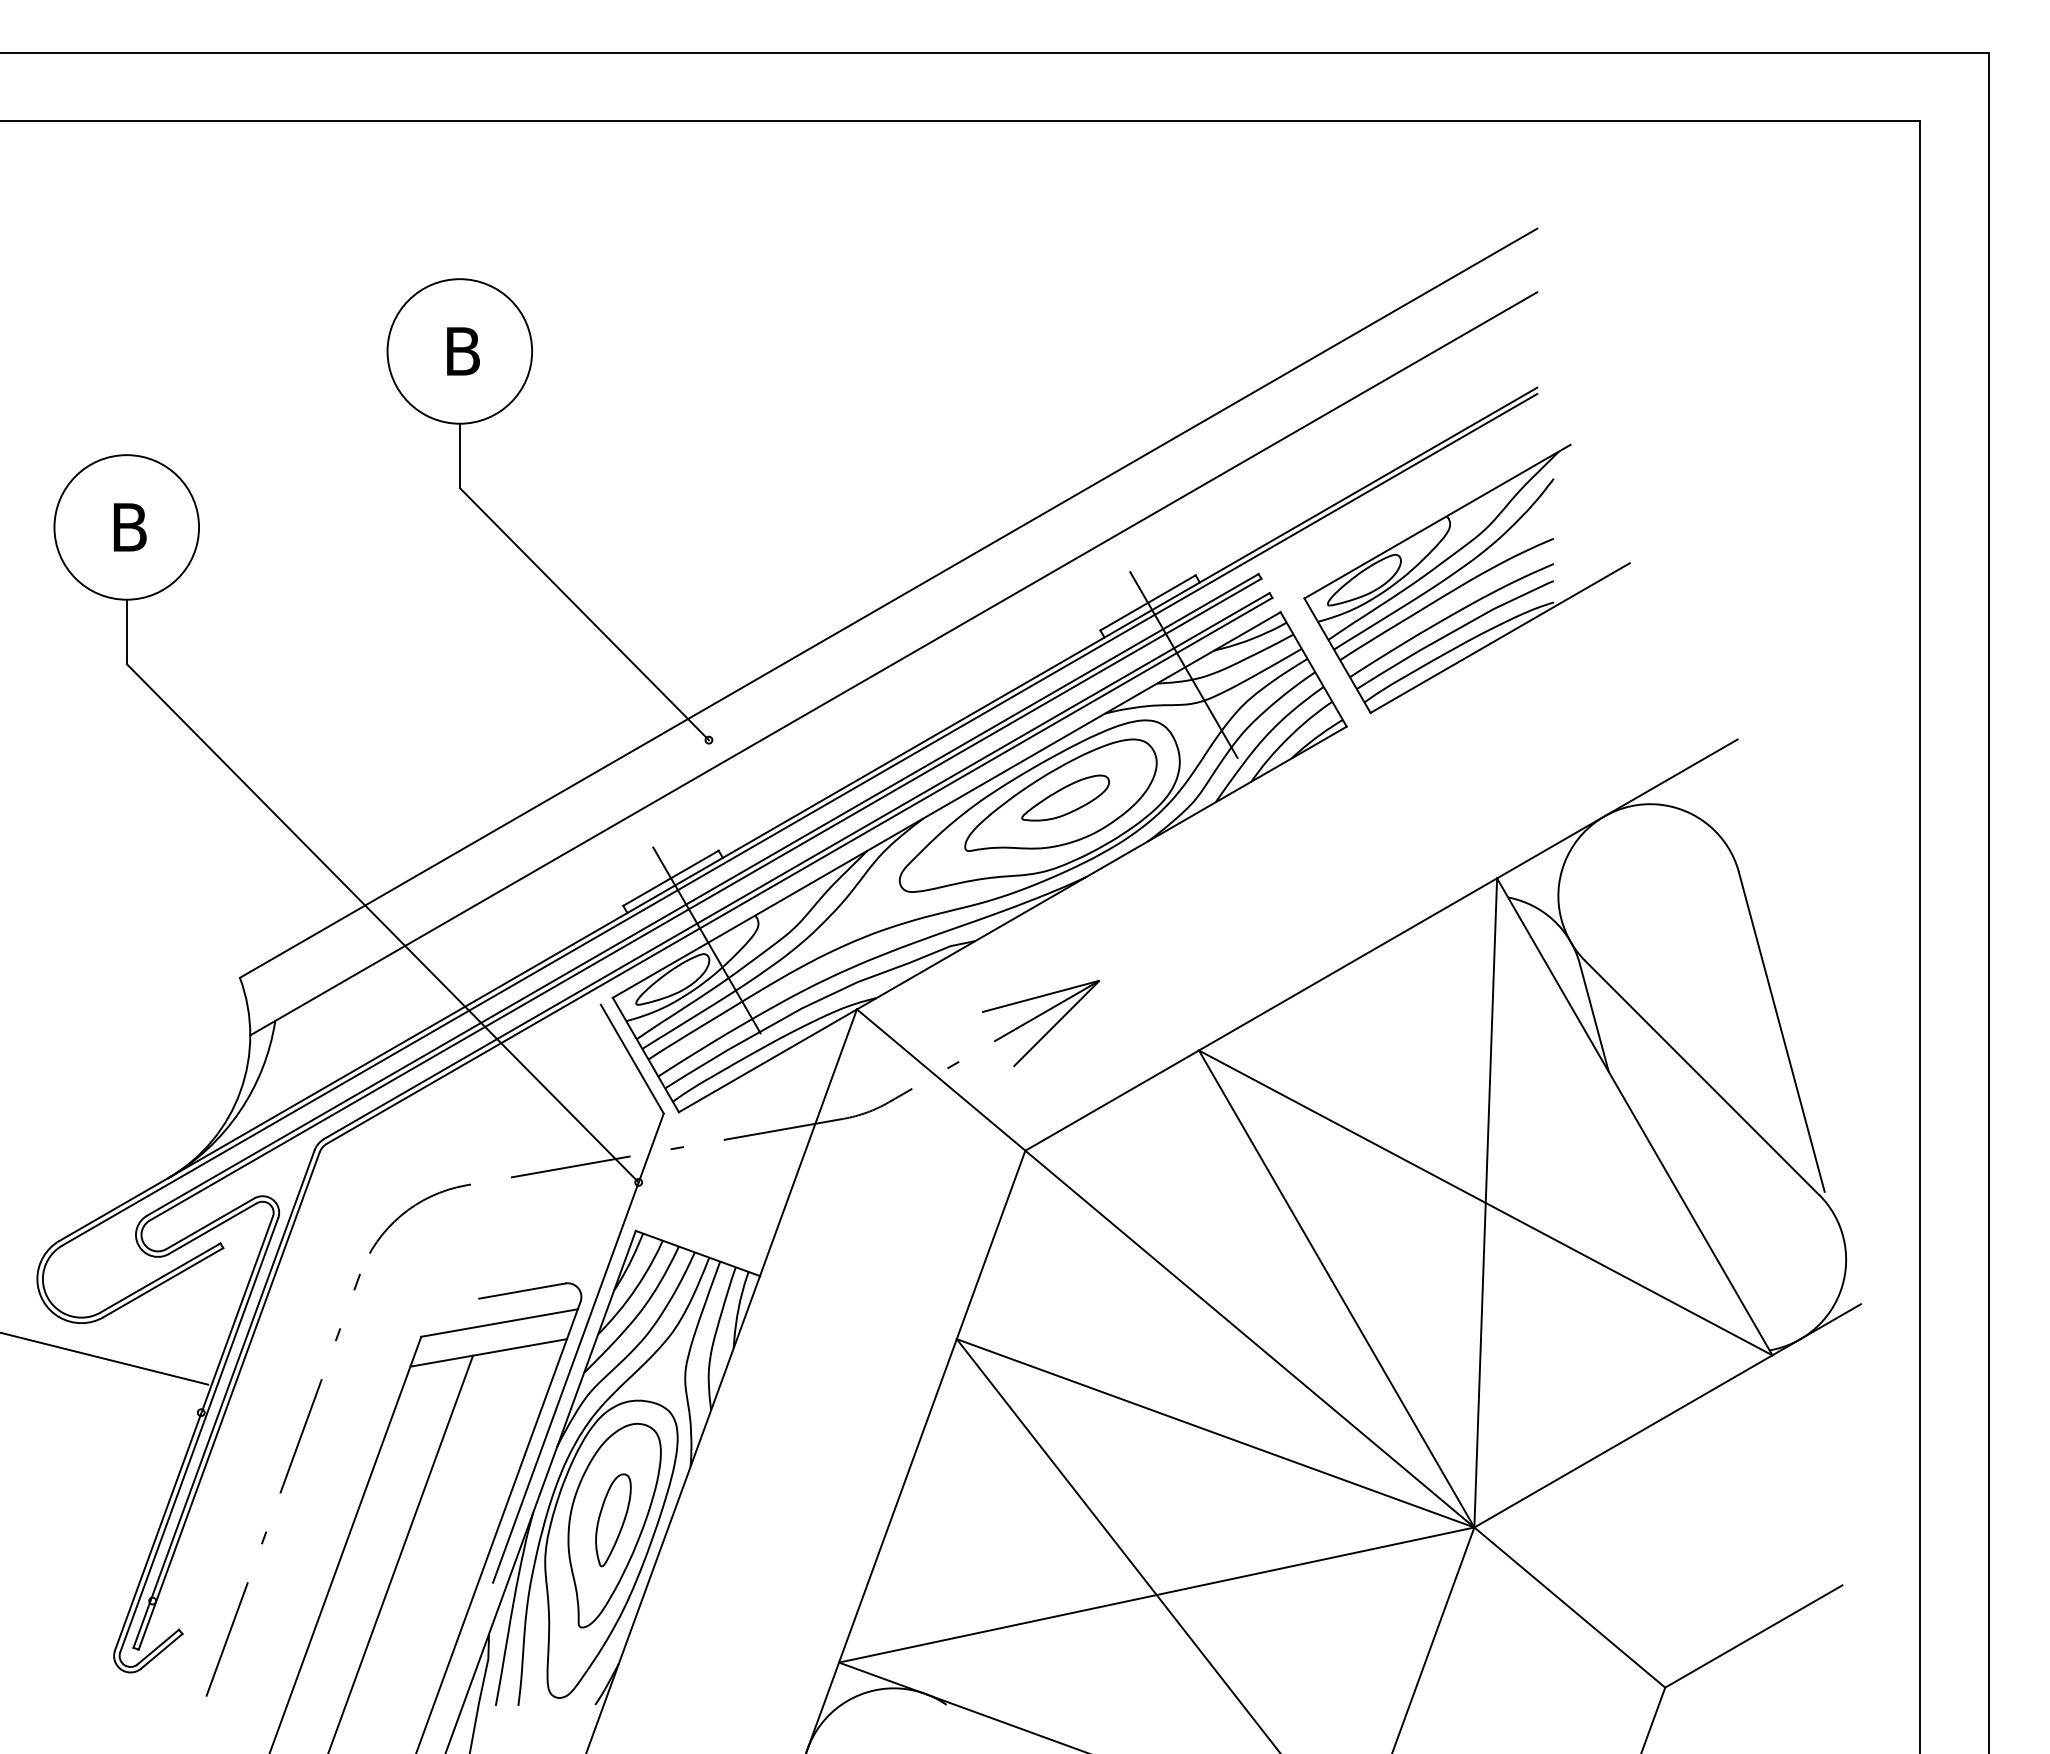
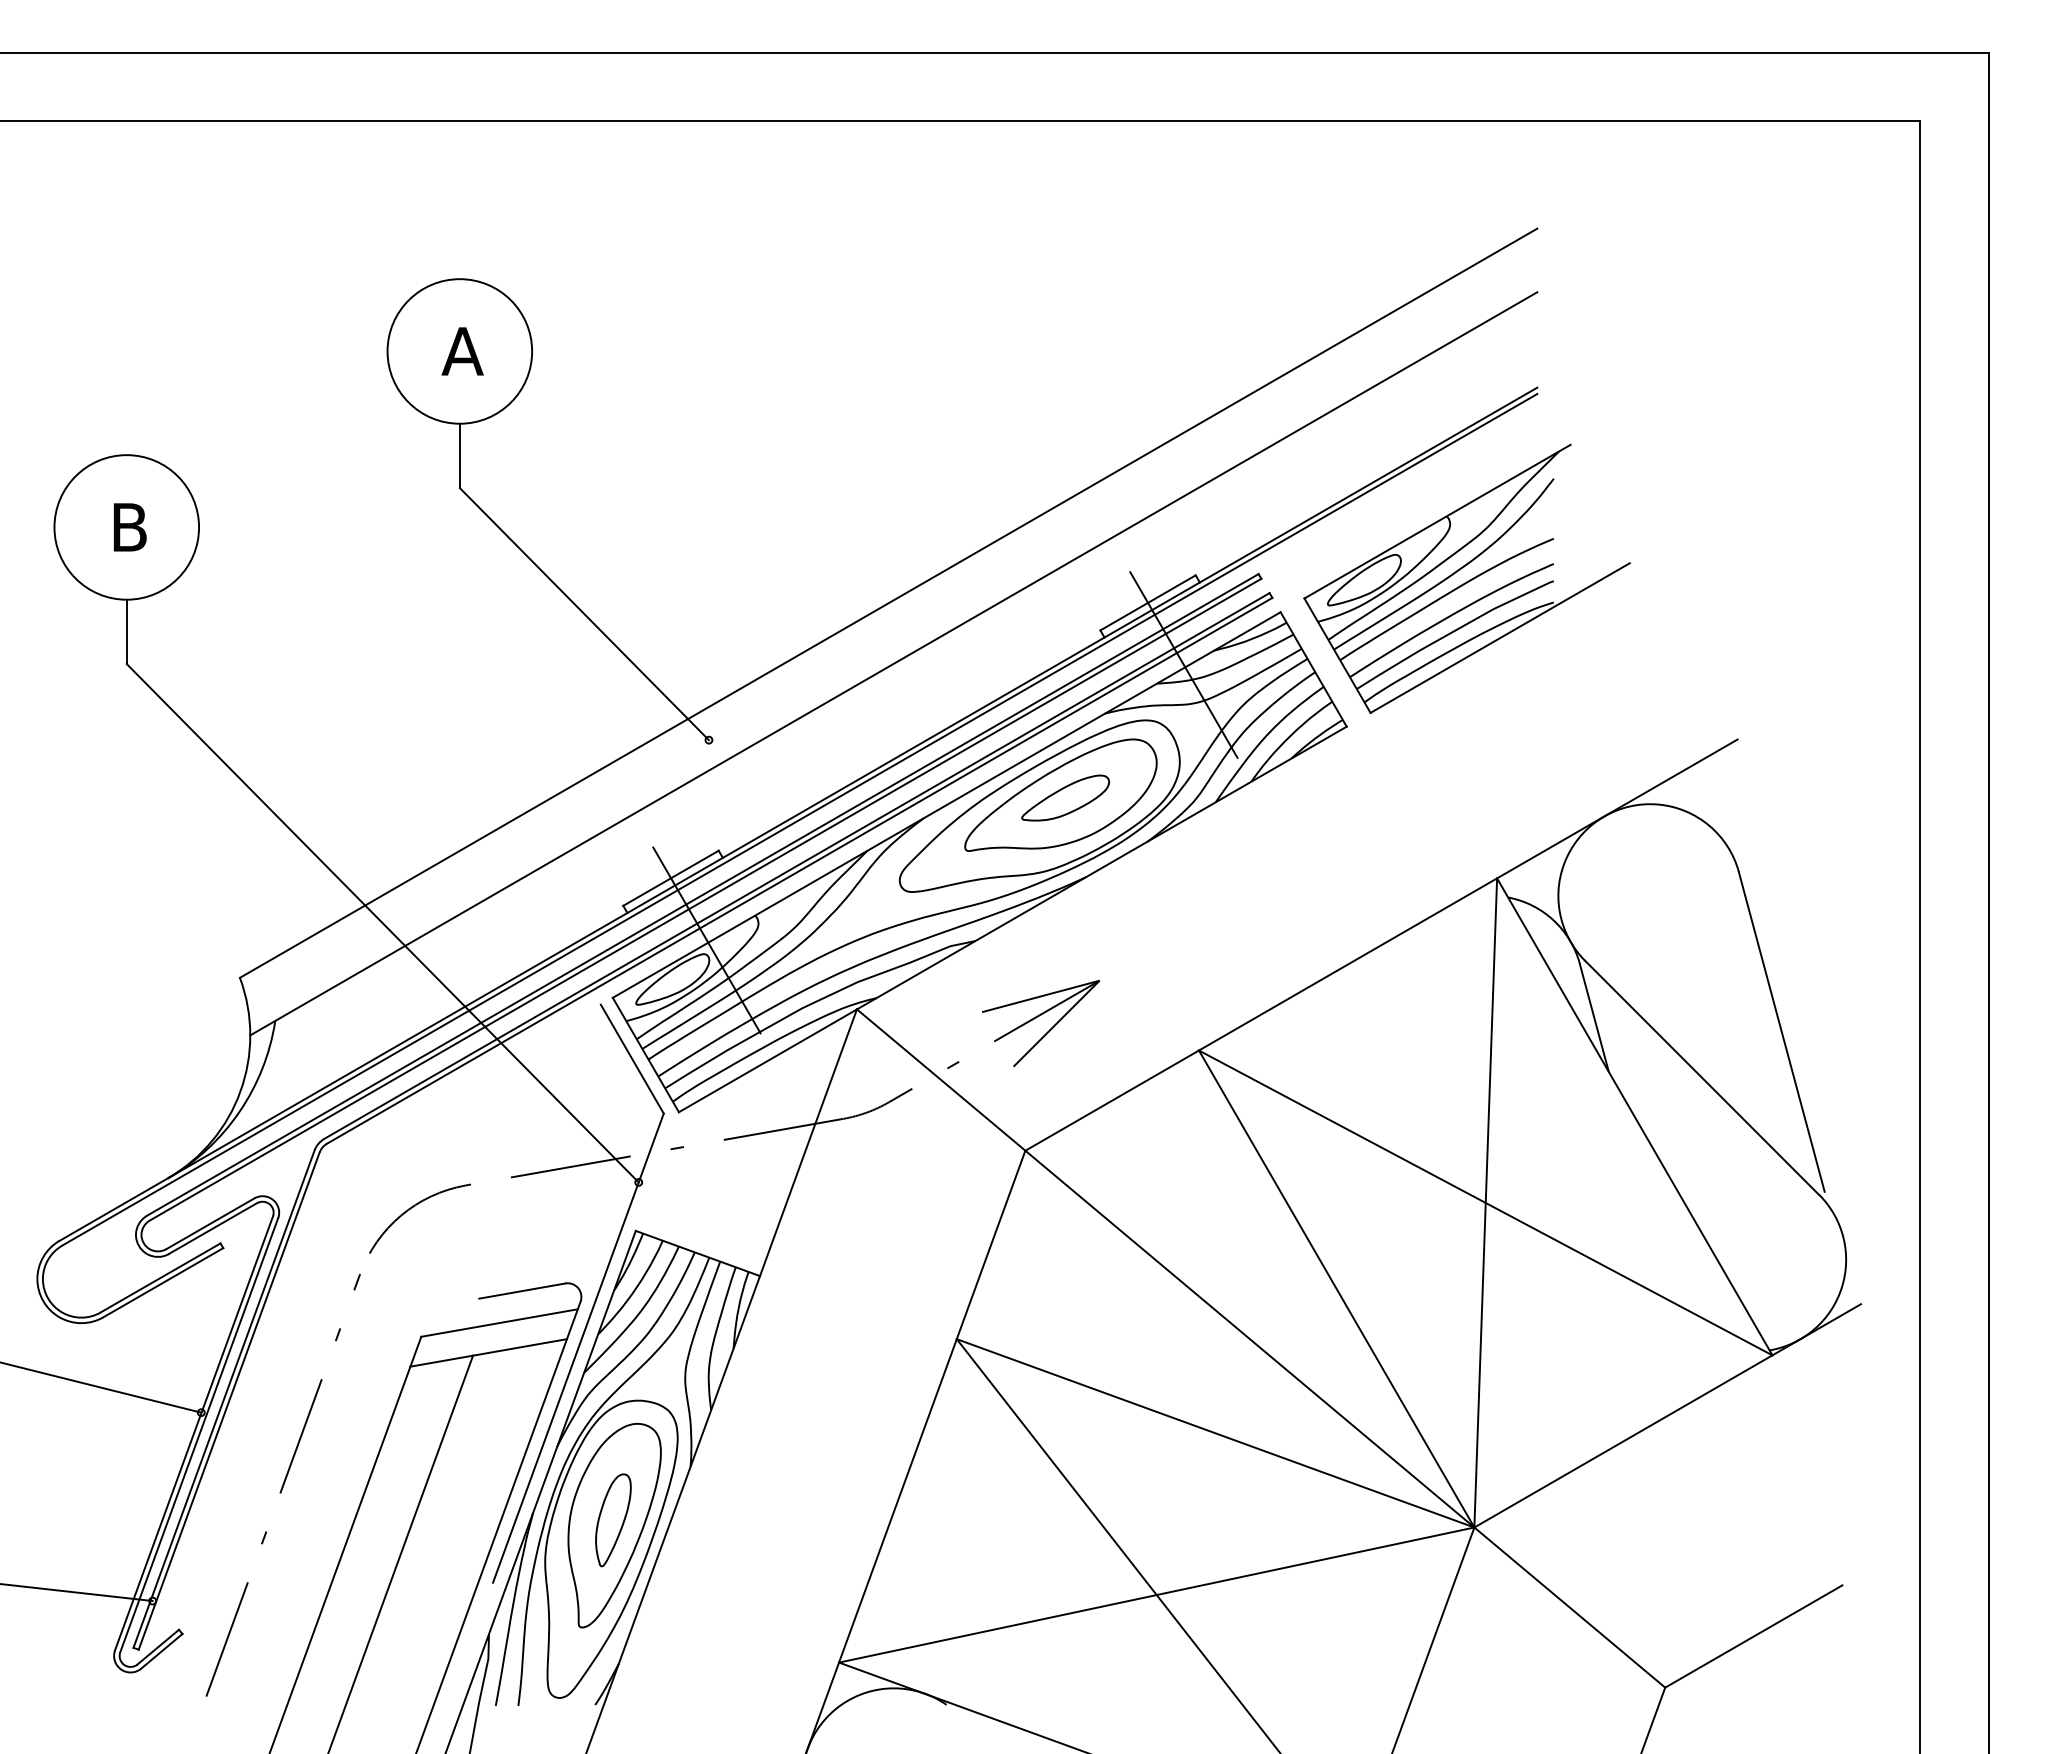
text: B -> A (462, 351)
line position: (105, 1358) -> (101, 1387) (101, 1387)
line: none -> present (77, 1592)
